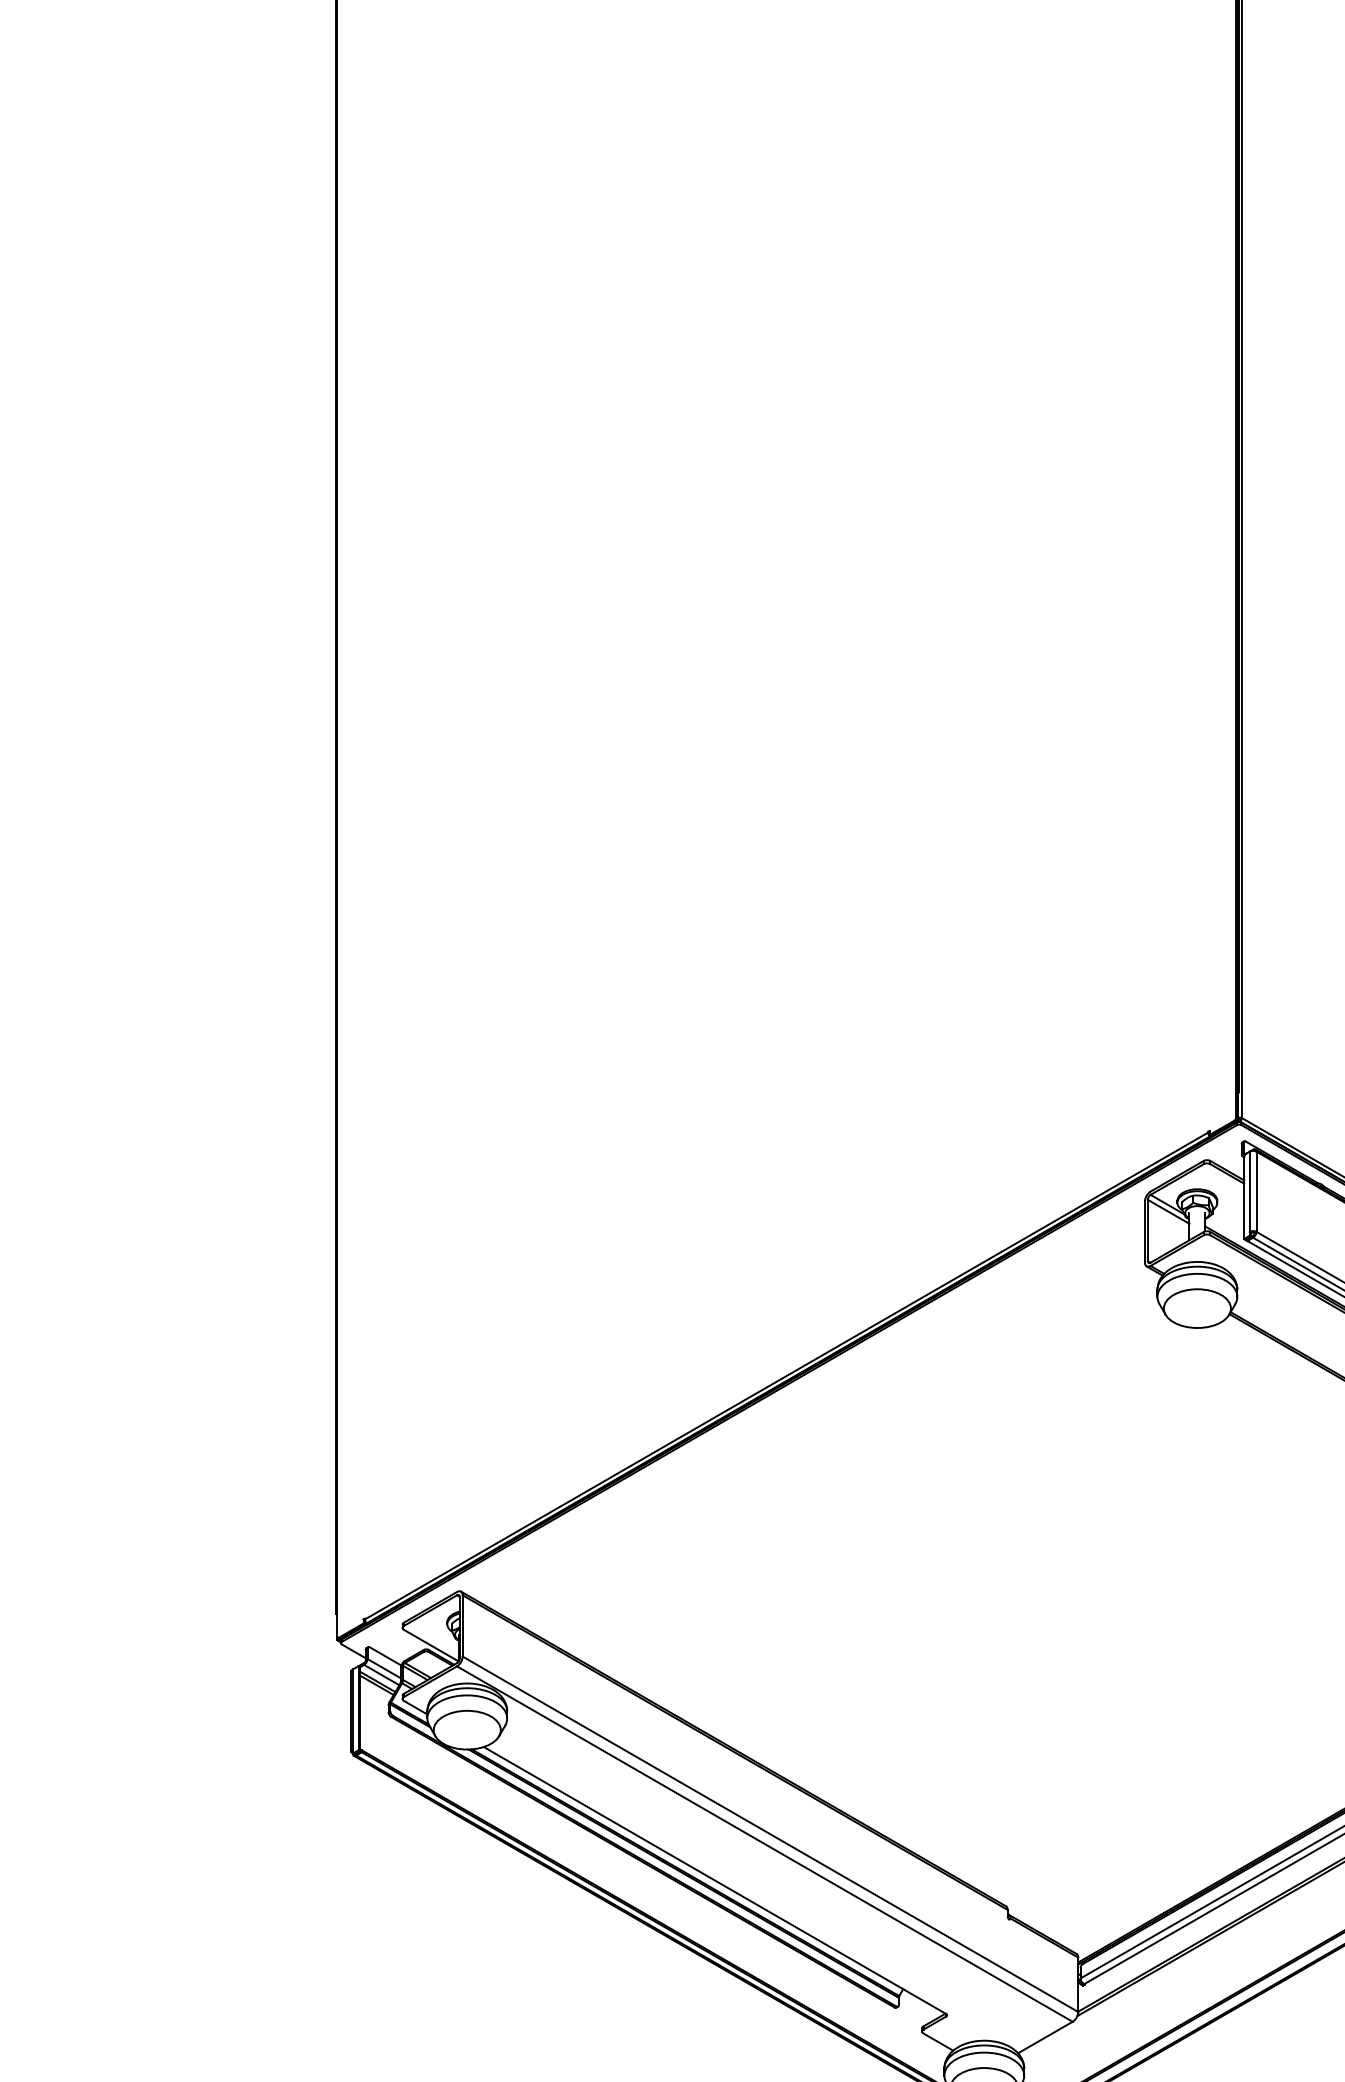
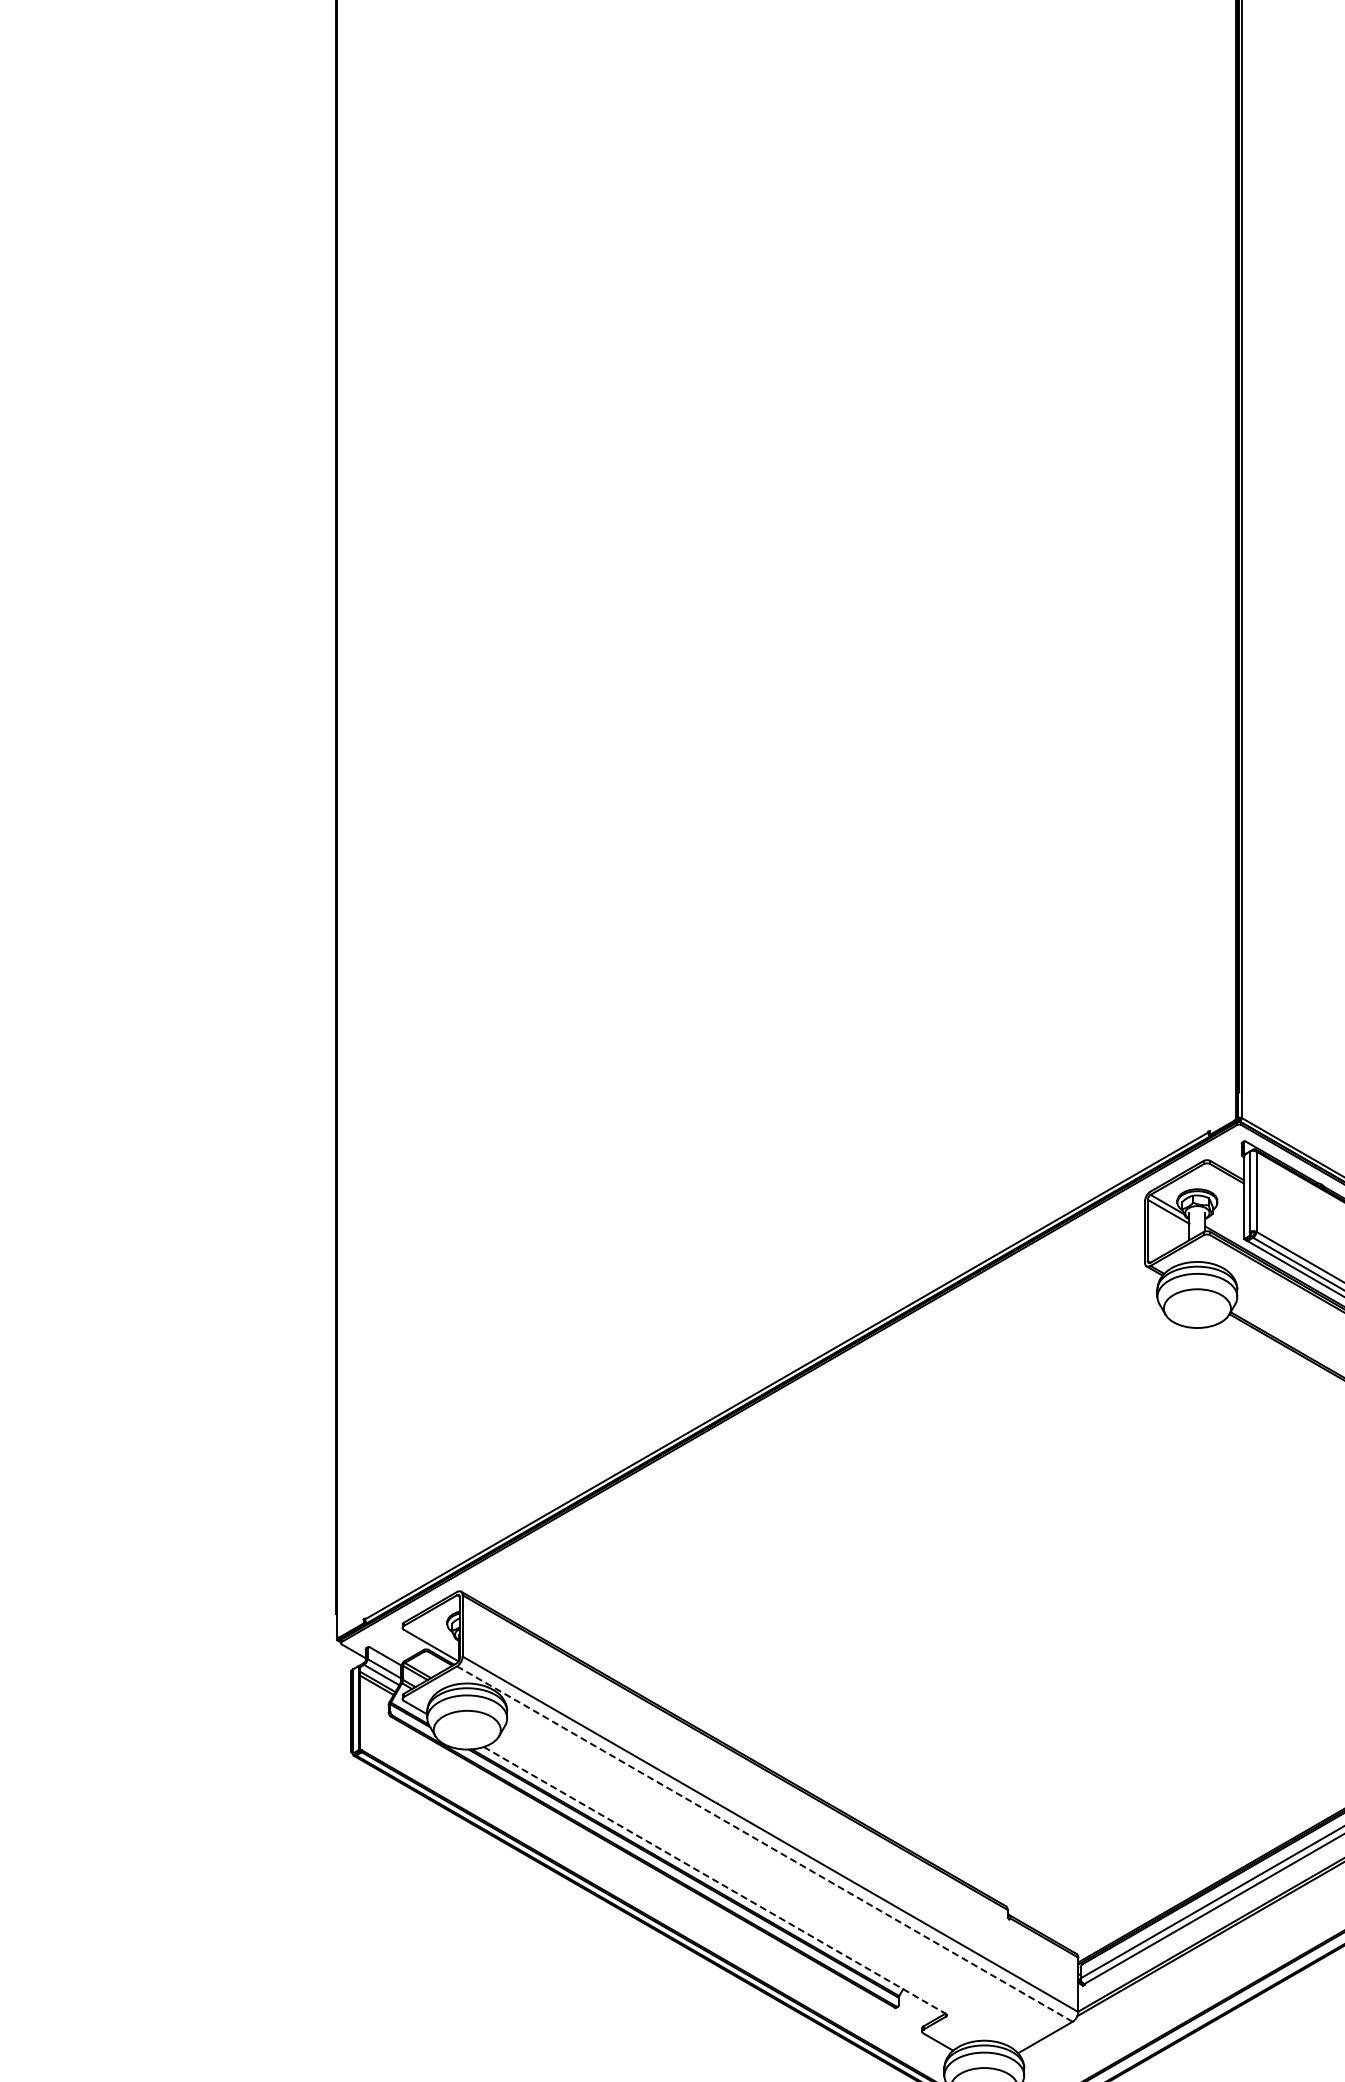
line: solid -> dashed (764, 1843)
line: solid -> dashed (714, 1880)
